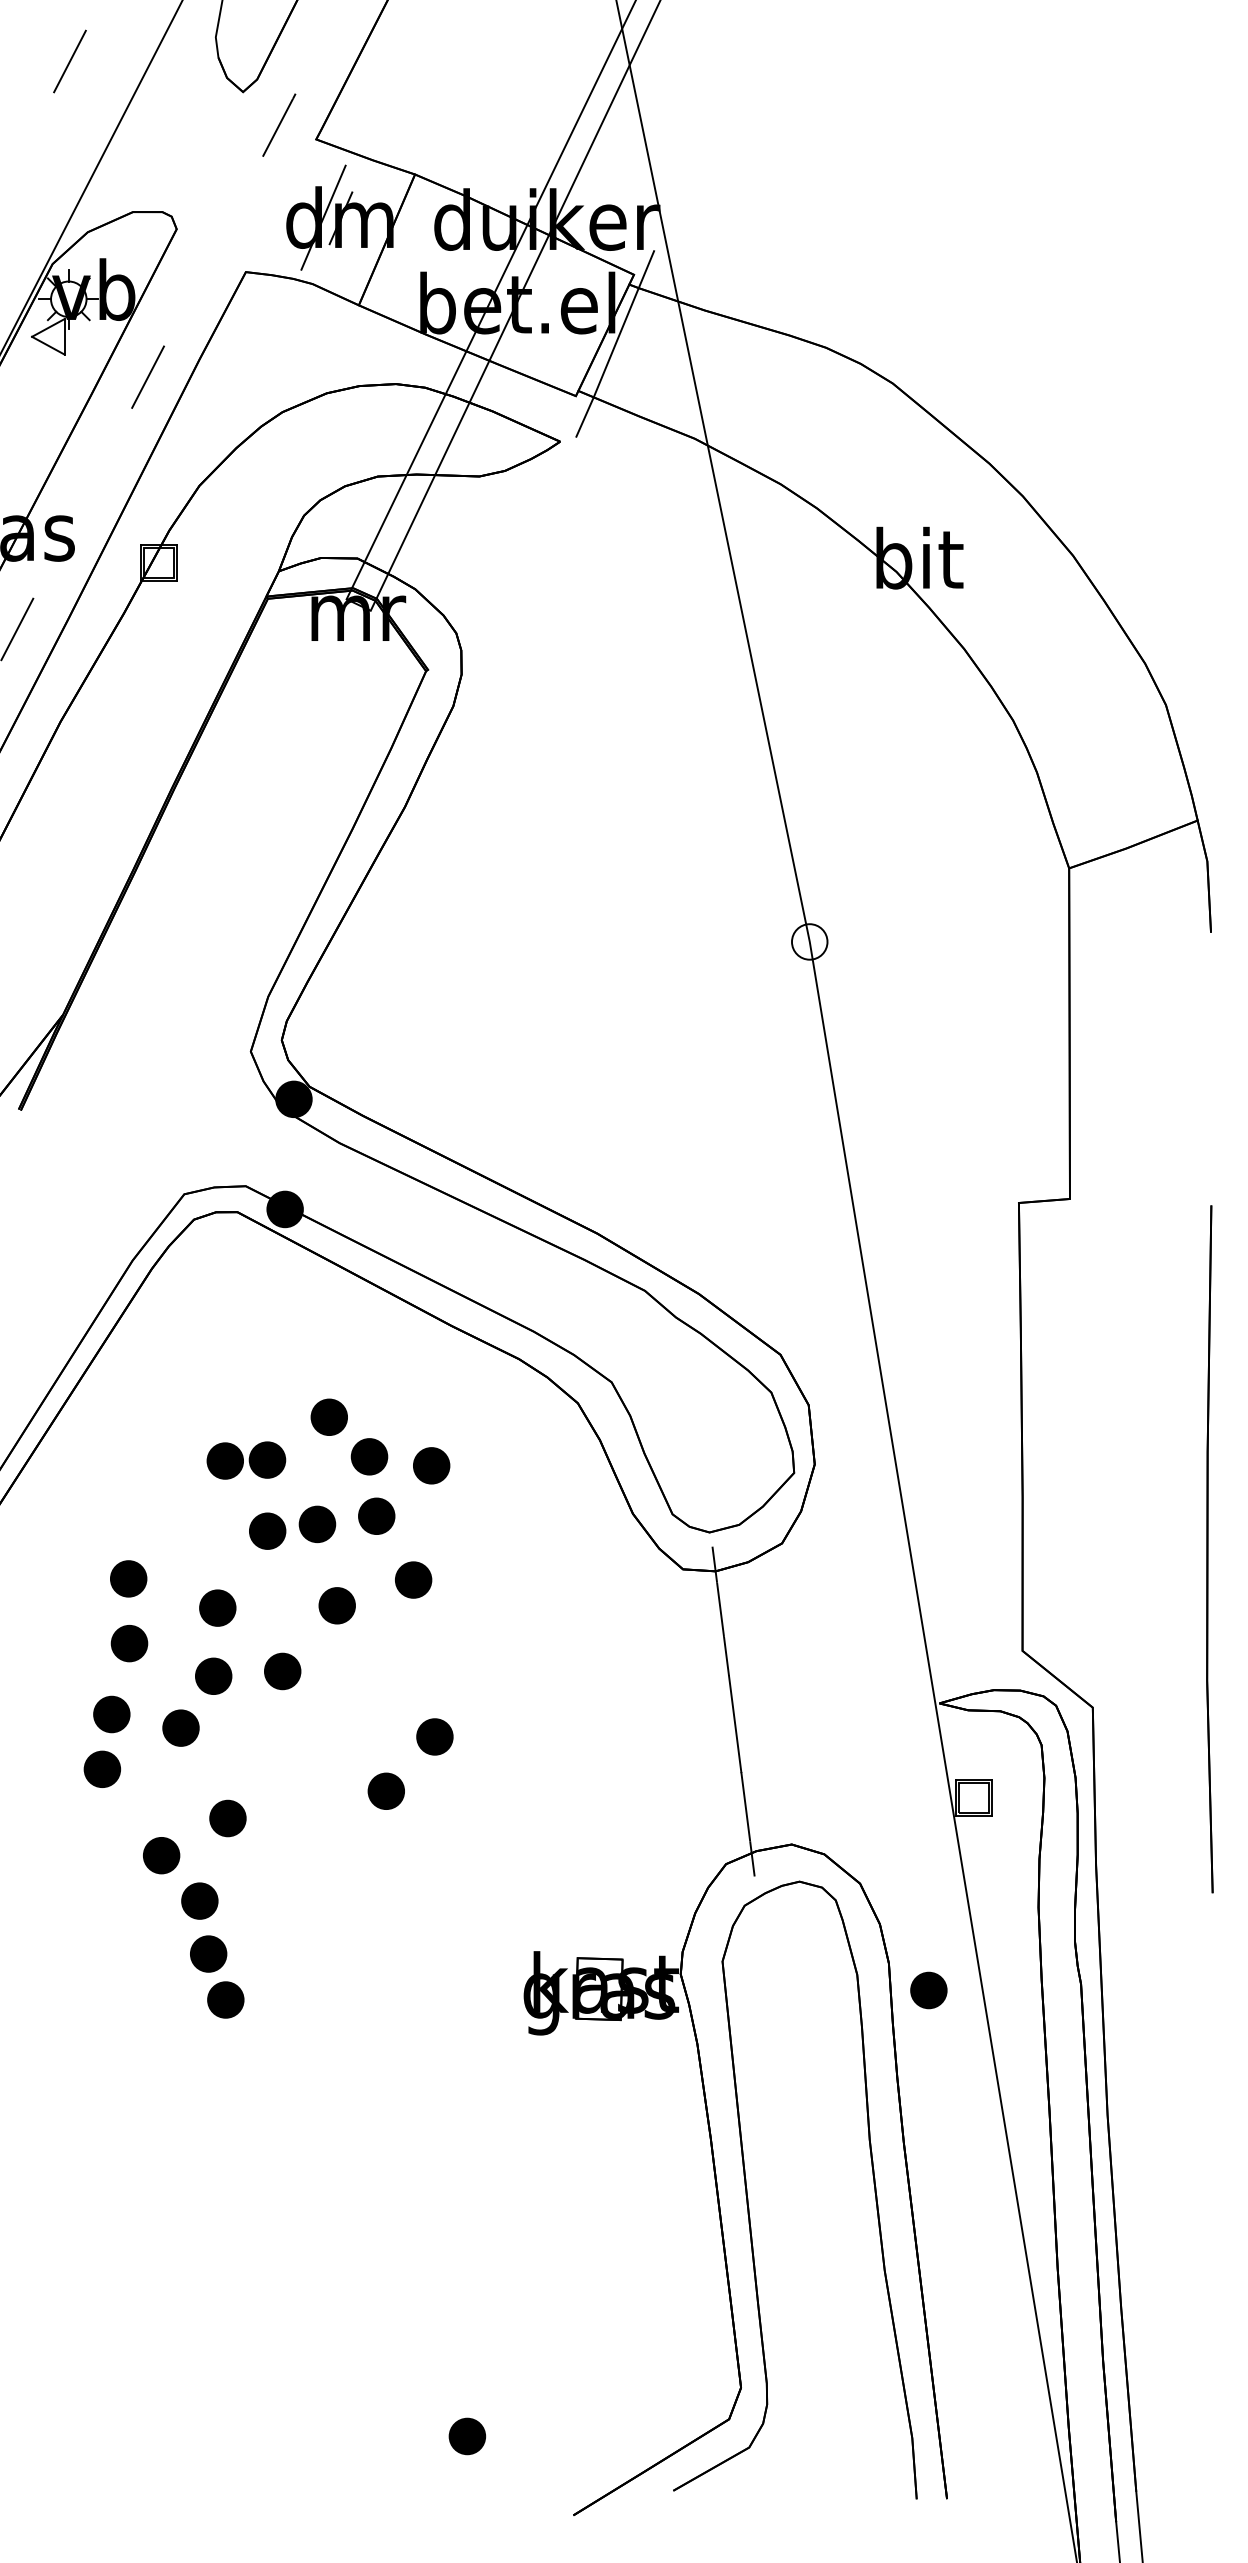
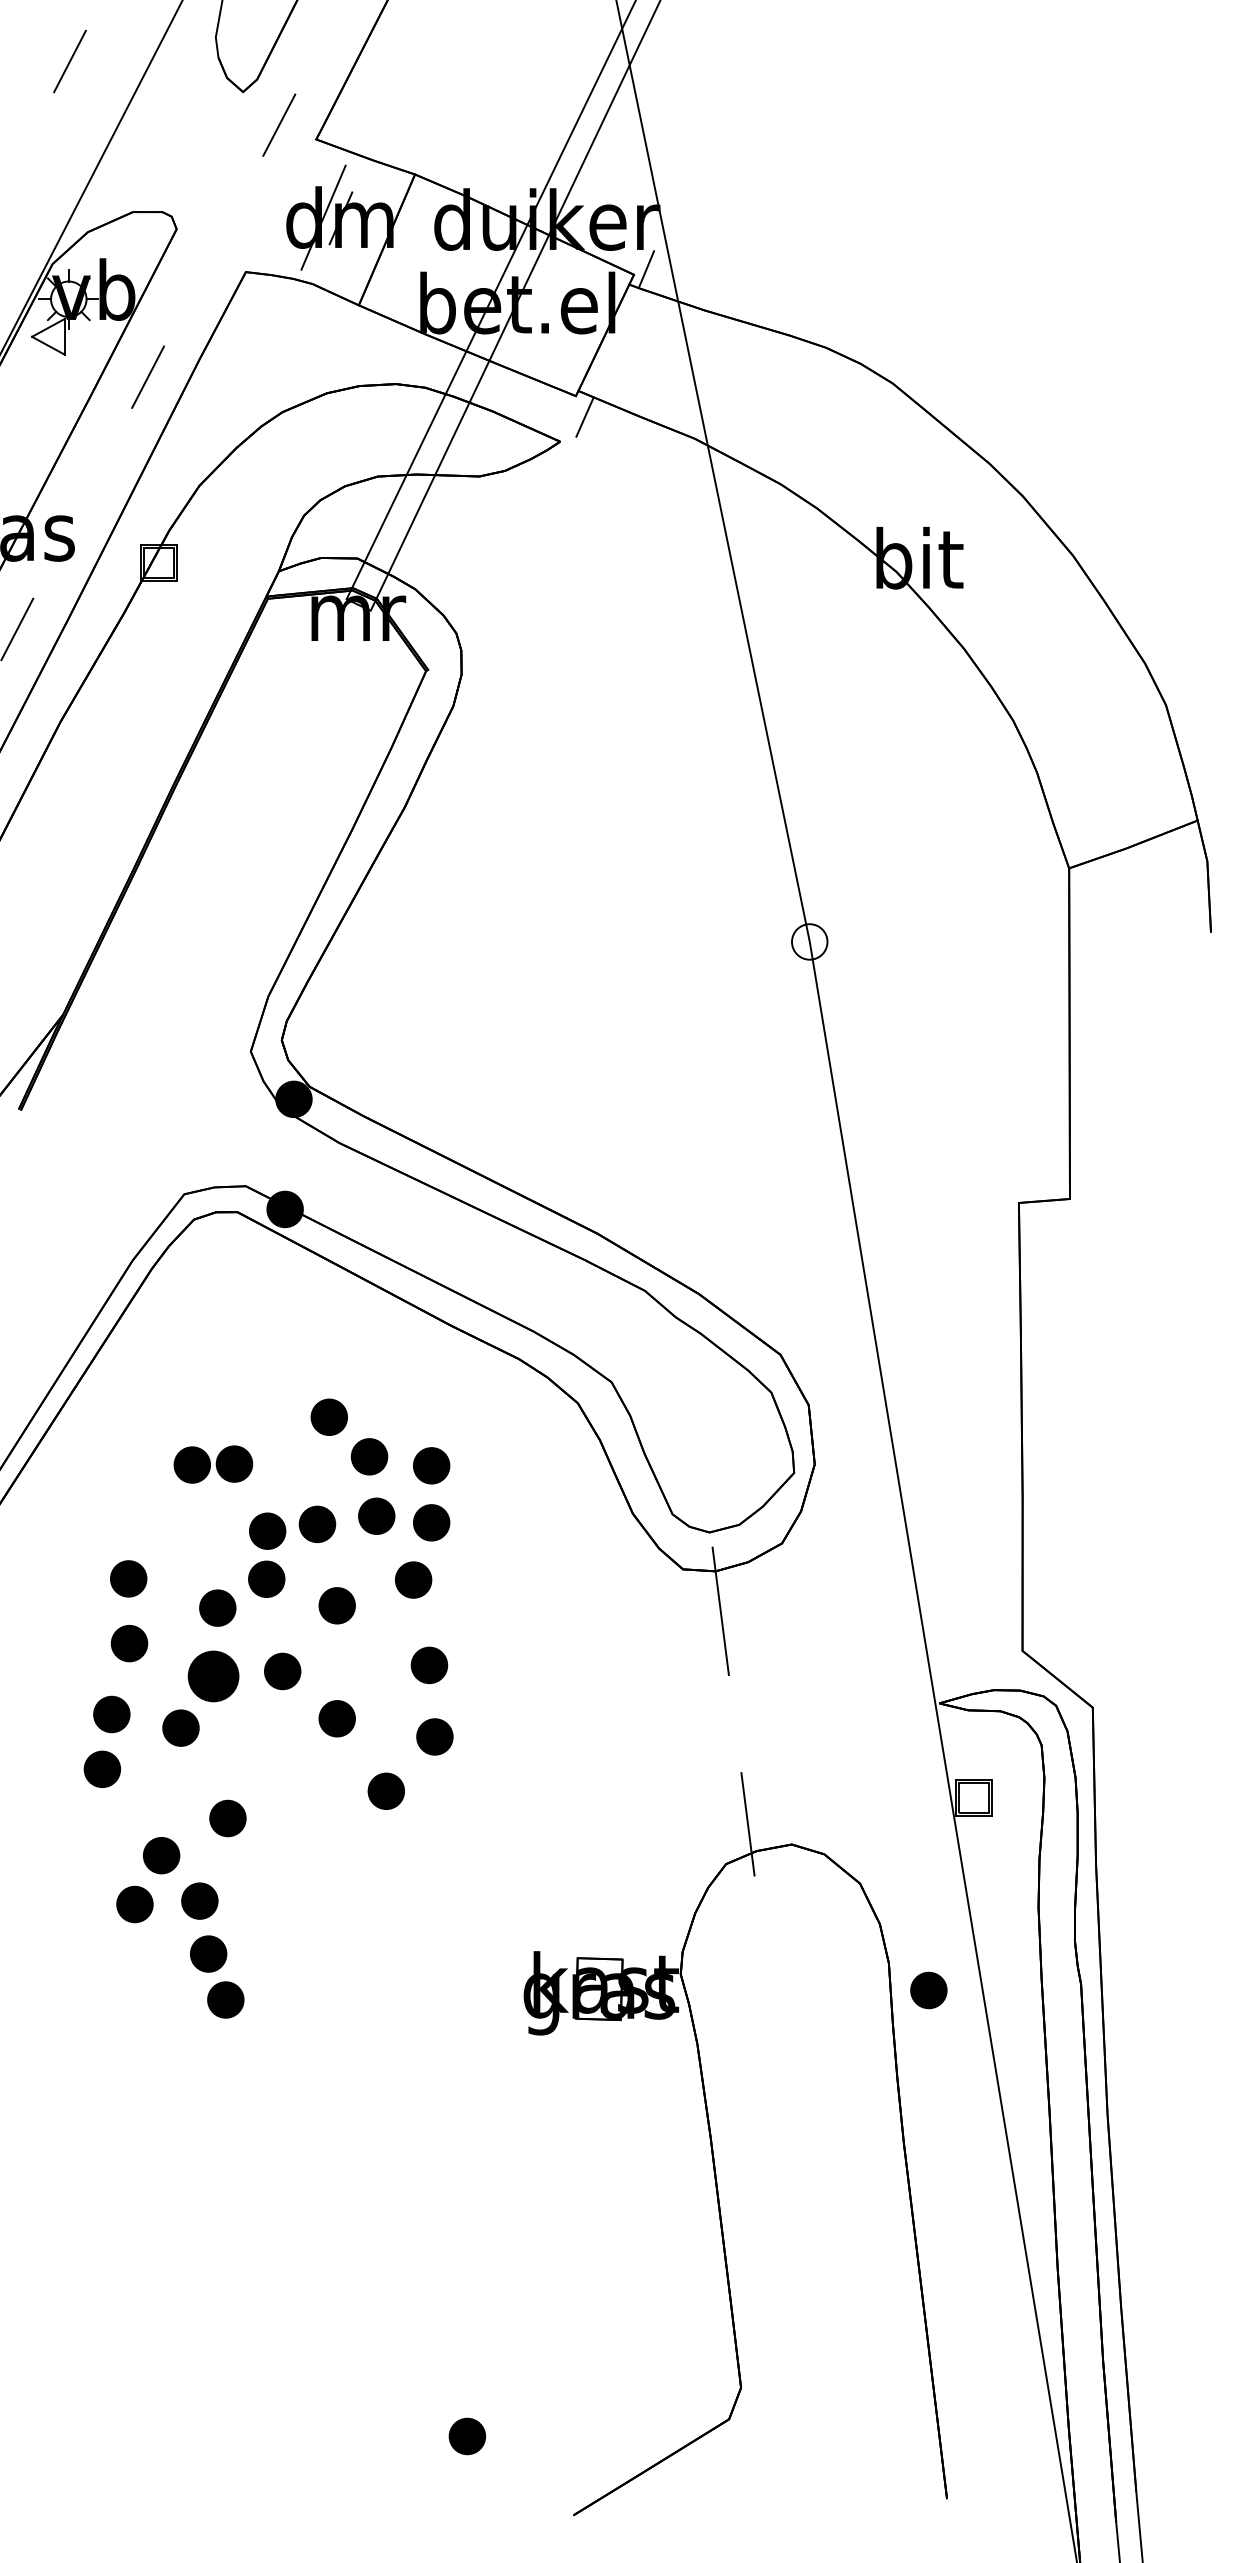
line: present -> none (615, 342)
part position: (246, 1460) -> (213, 1464) (213, 1464)
part: none -> present (431, 1522)
part: present -> none (1209, 1549)
part: none -> present (266, 1578)
part: none -> present (429, 1665)
part size: 38x38 px -> 53x53 px (213, 1676)
part: none -> present (336, 1718)
line: present -> none (735, 1723)
part: none -> present (134, 1904)
part: present -> none (748, 2198)
